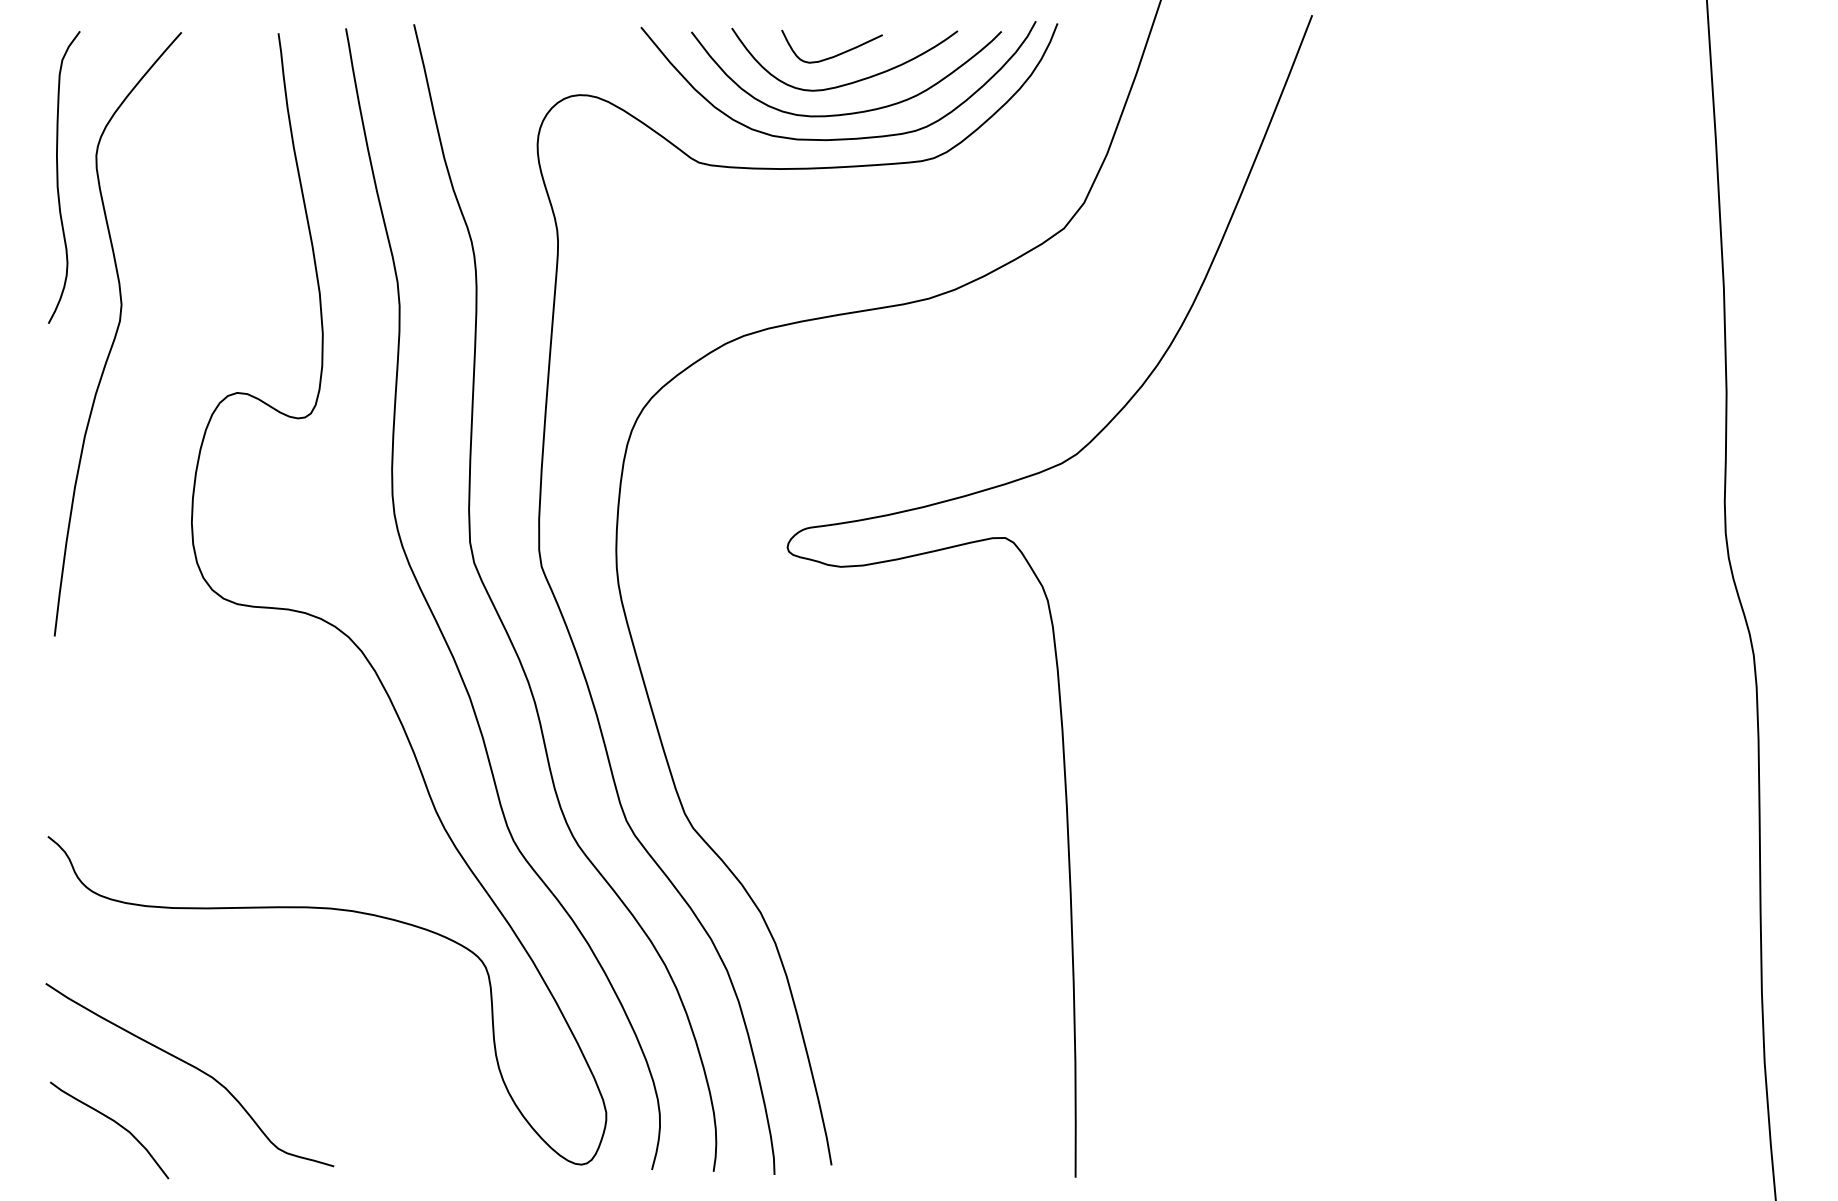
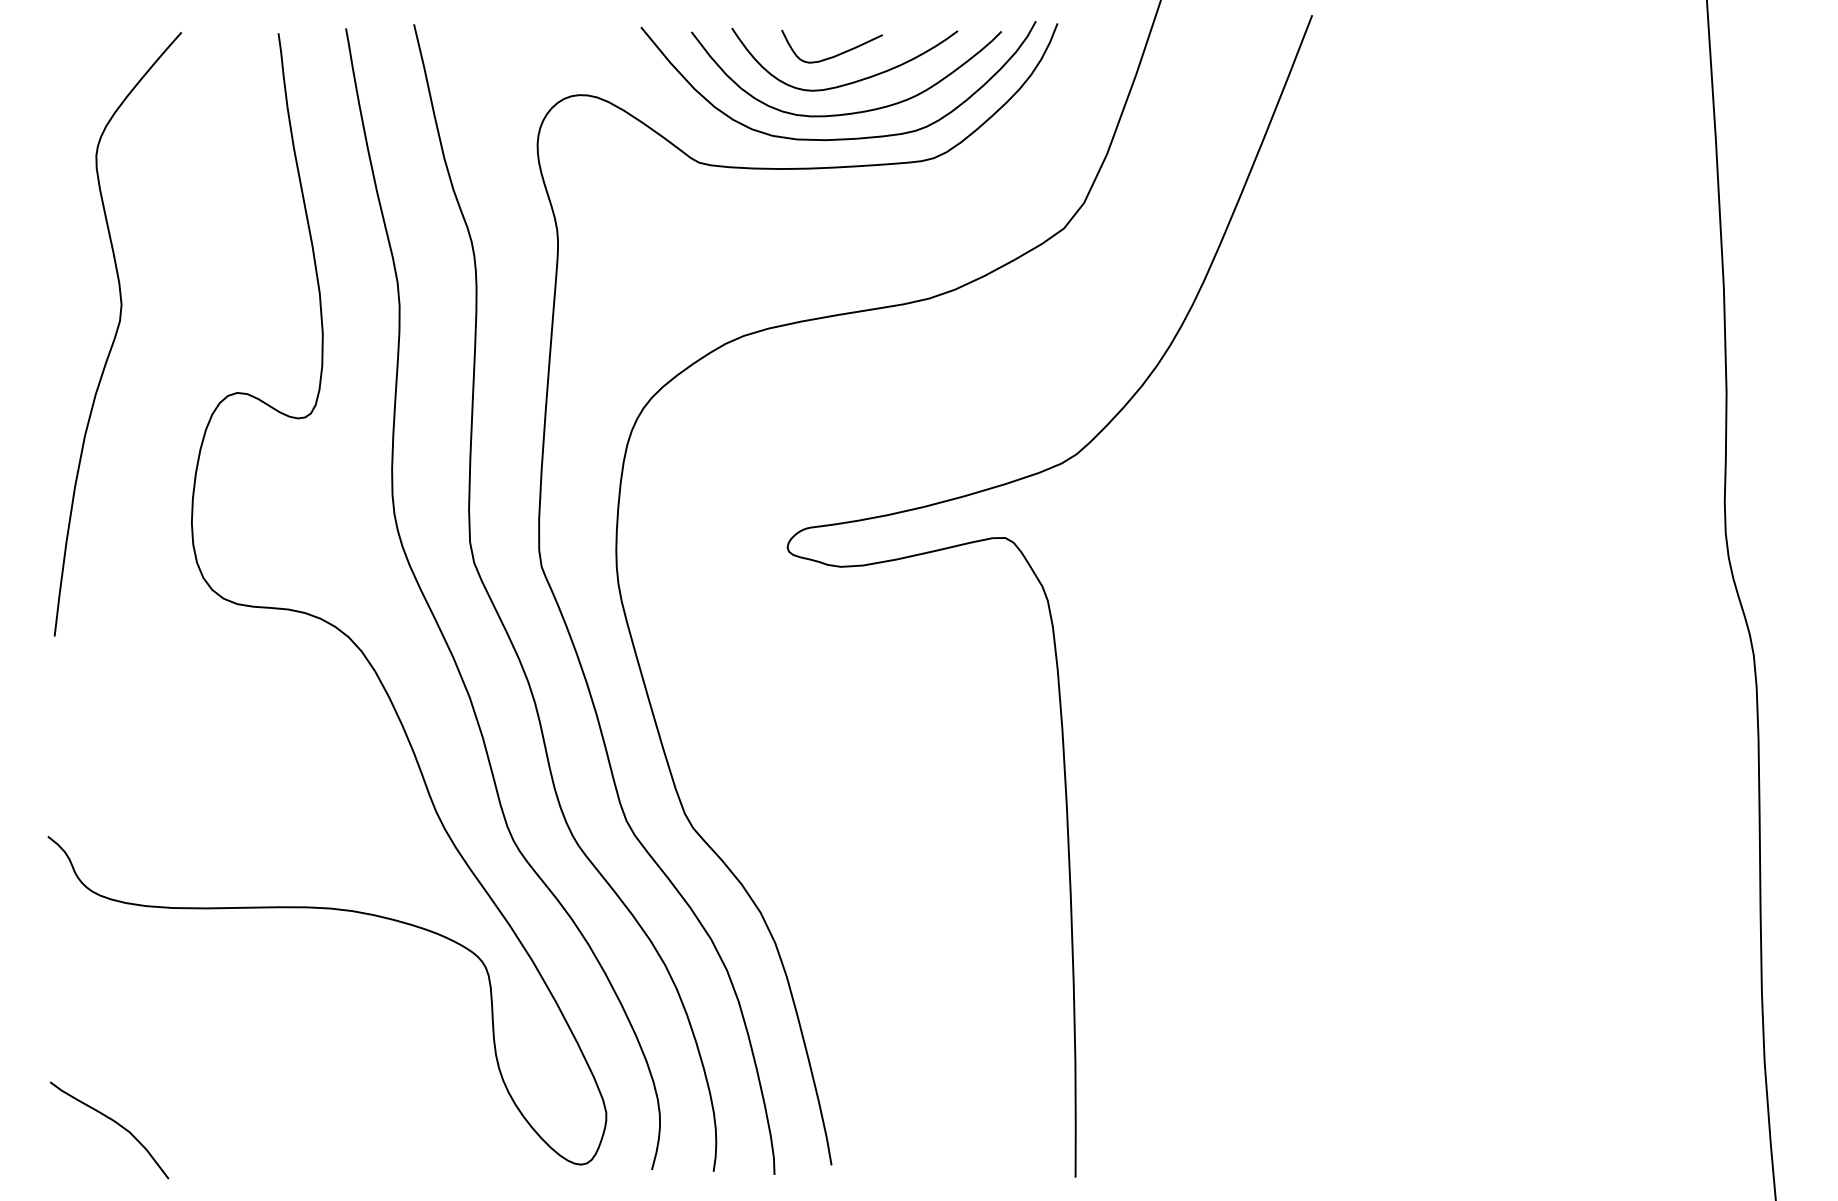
curve: present -> none (58, 177)
curve: present -> none (194, 1068)
